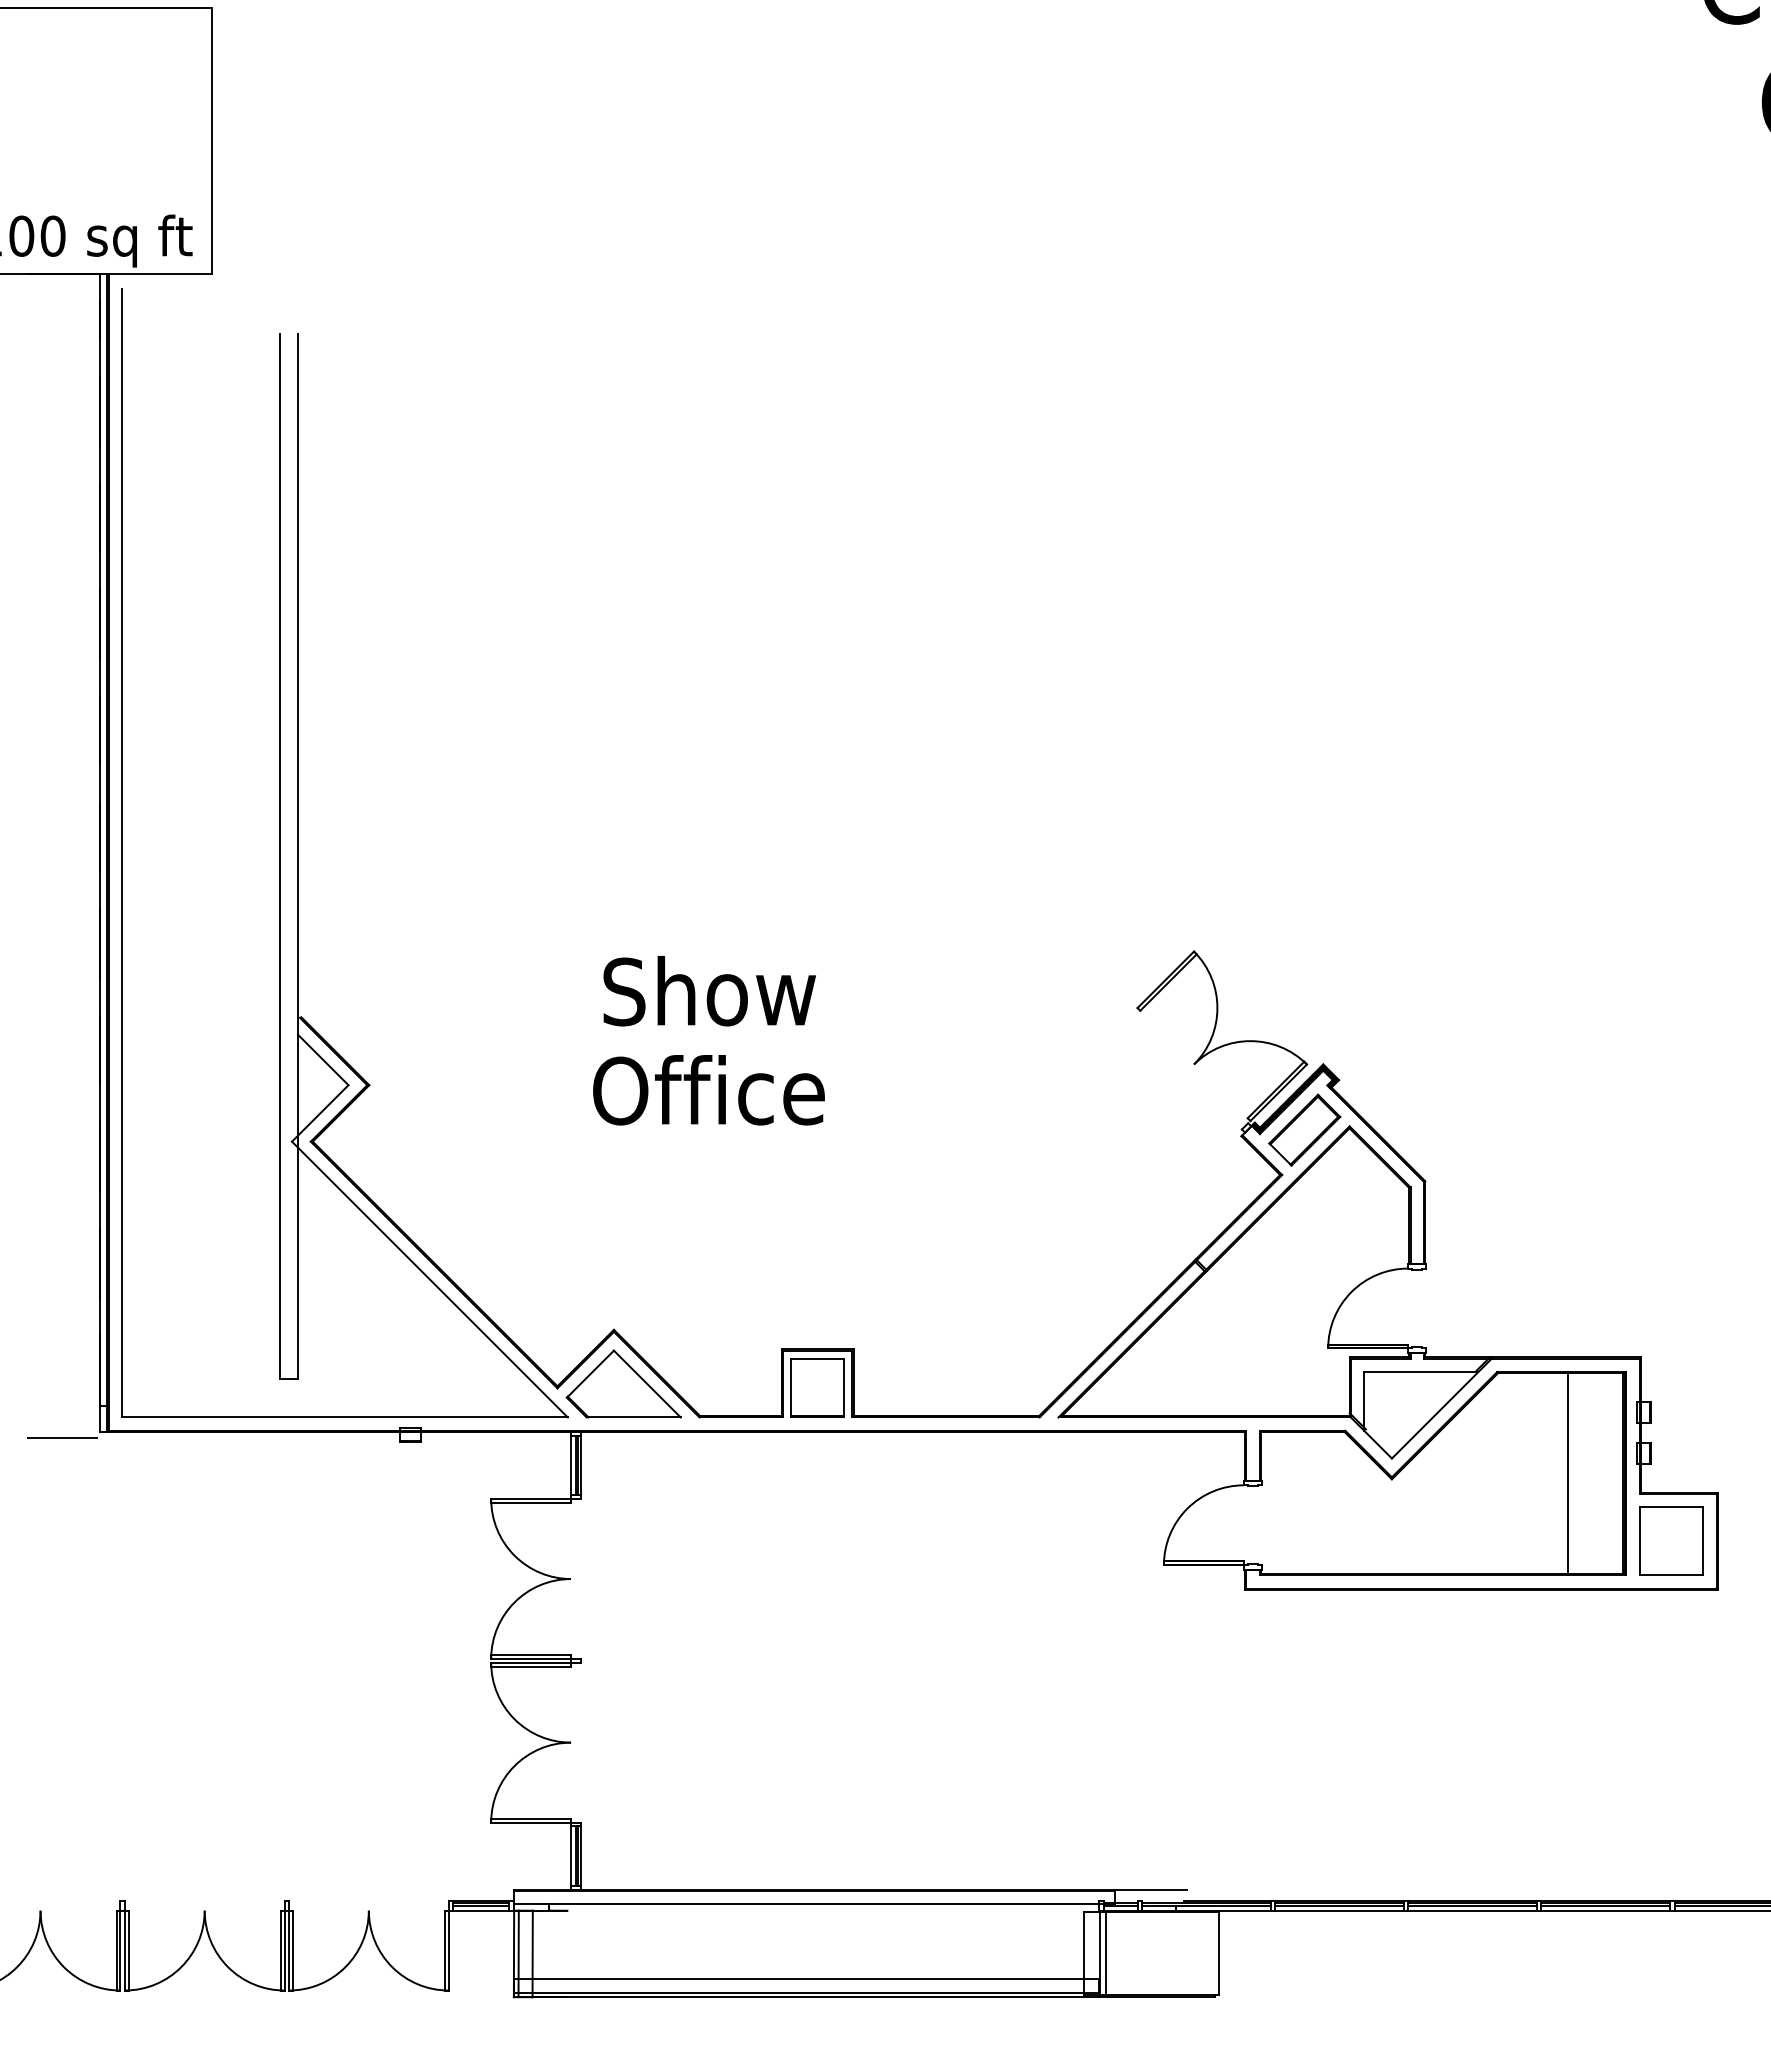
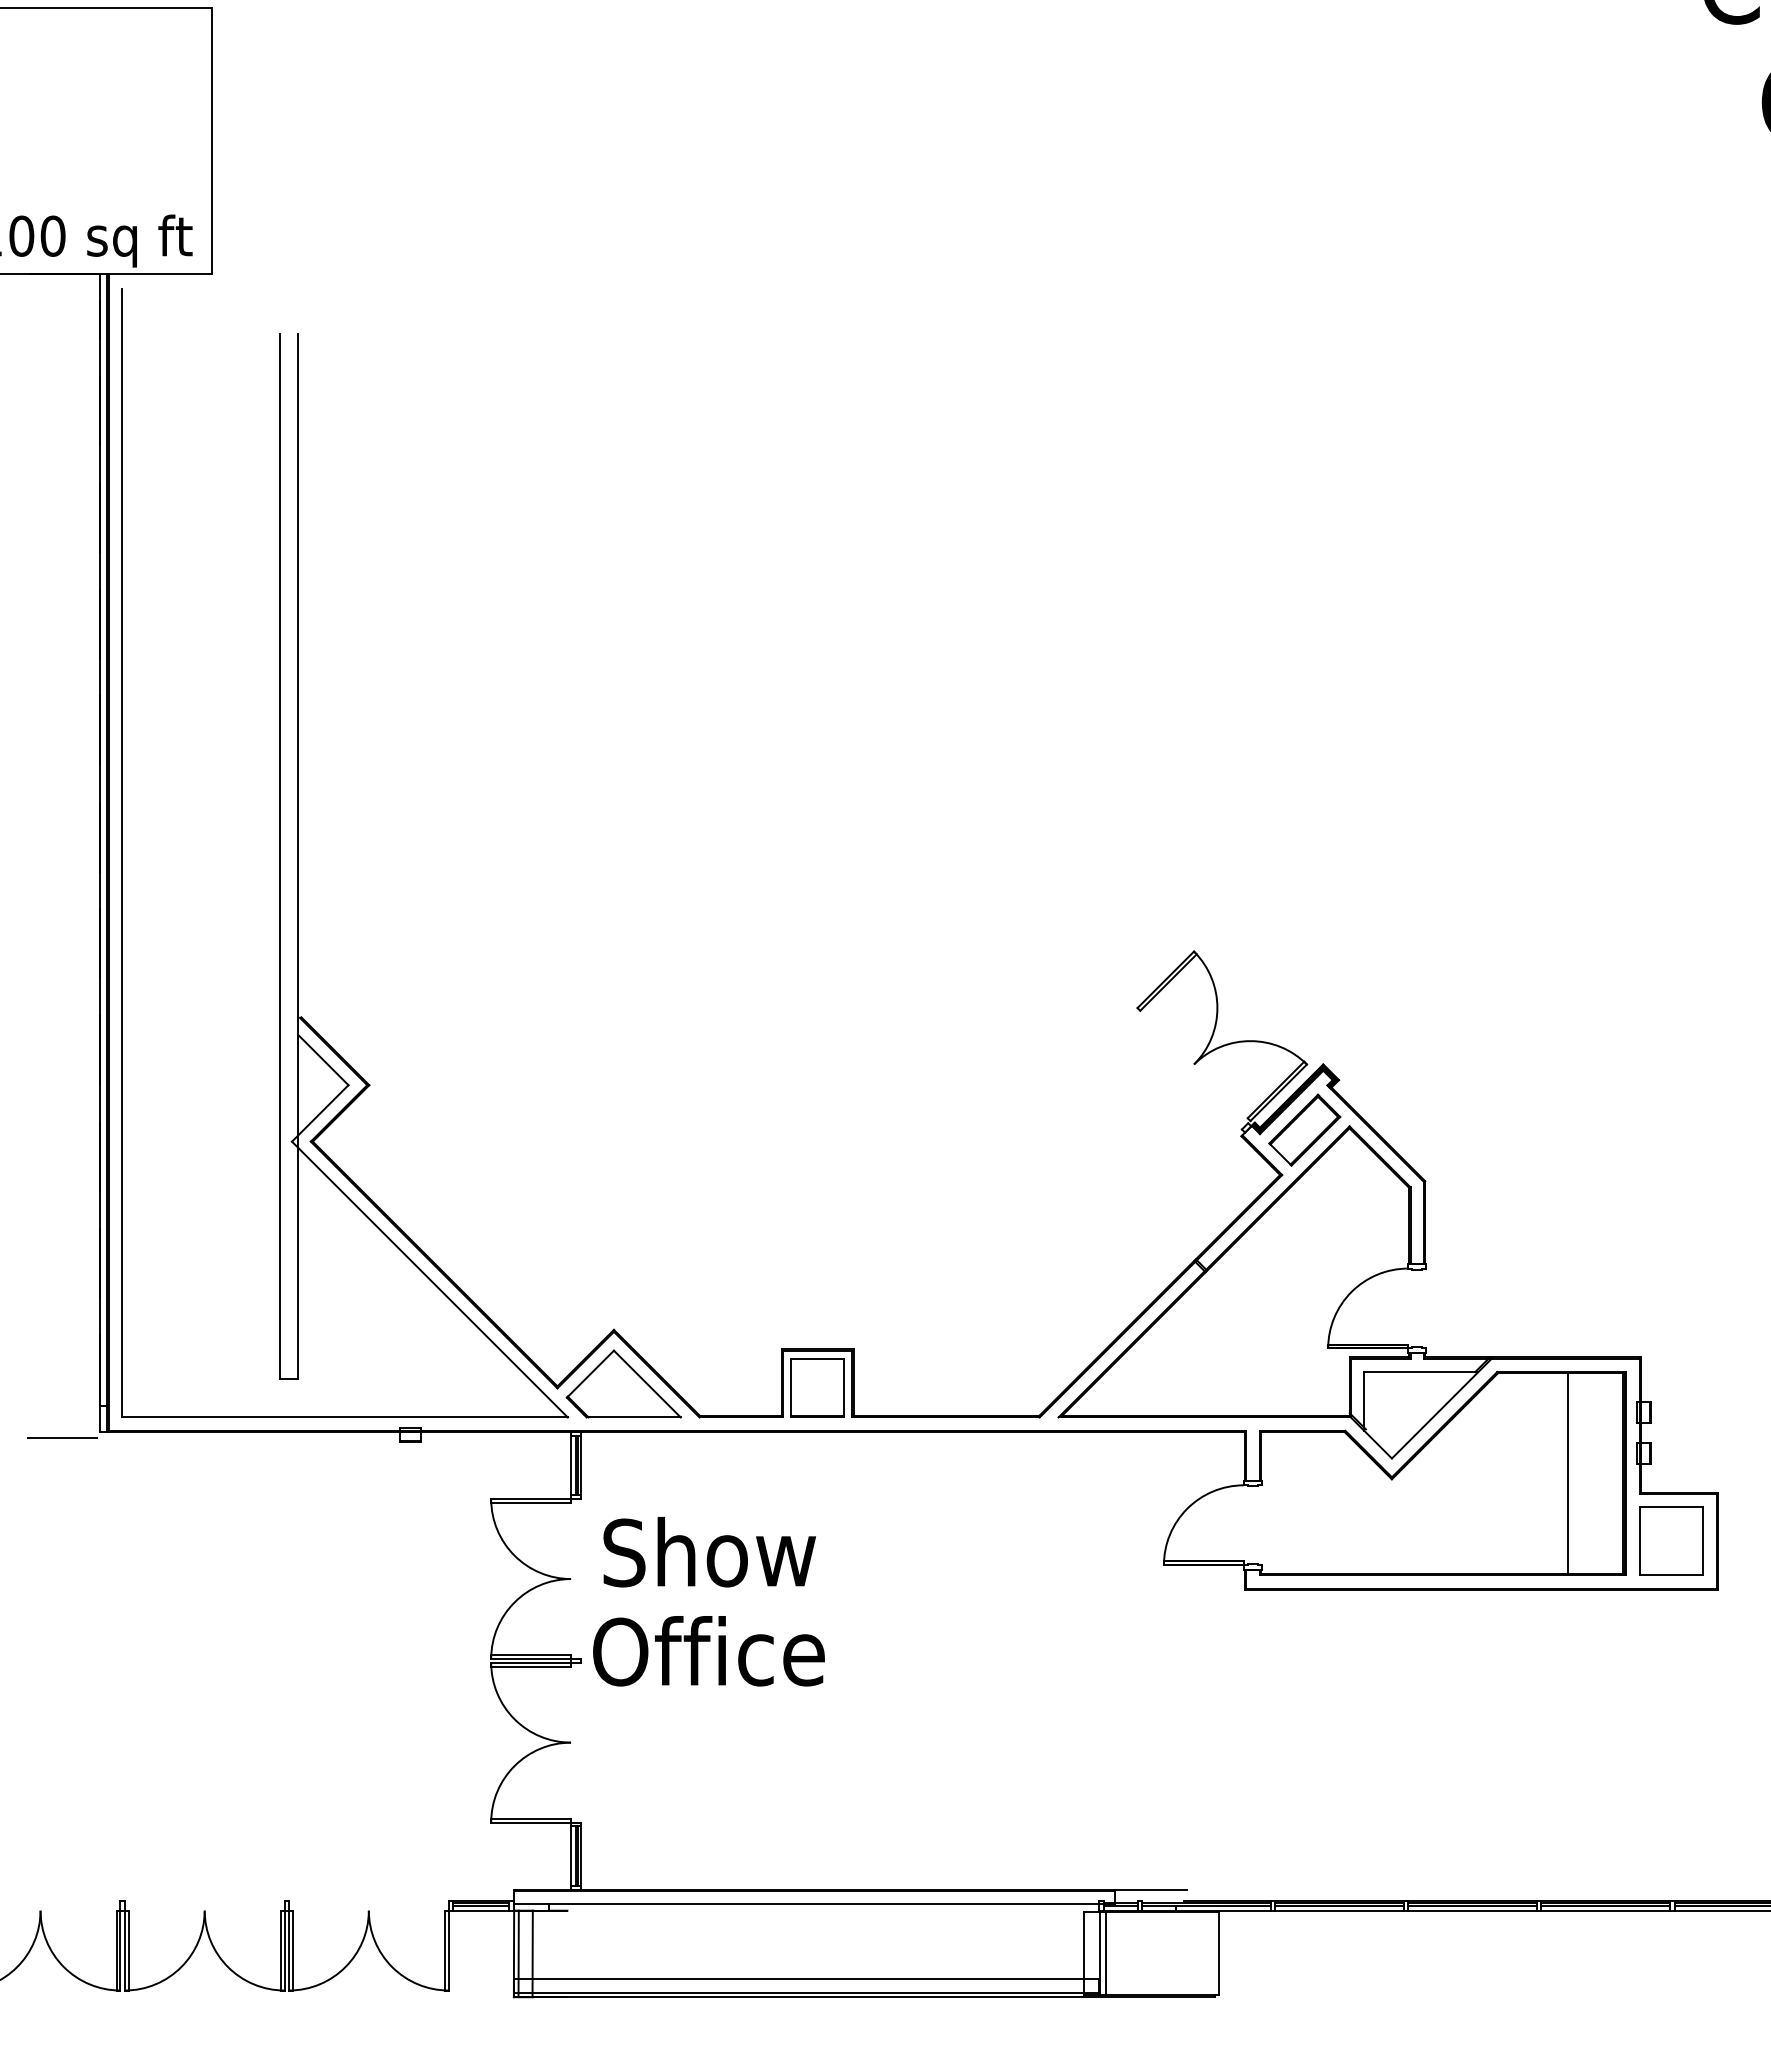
text position: (708, 1040) -> (708, 1601) (708, 1601)
